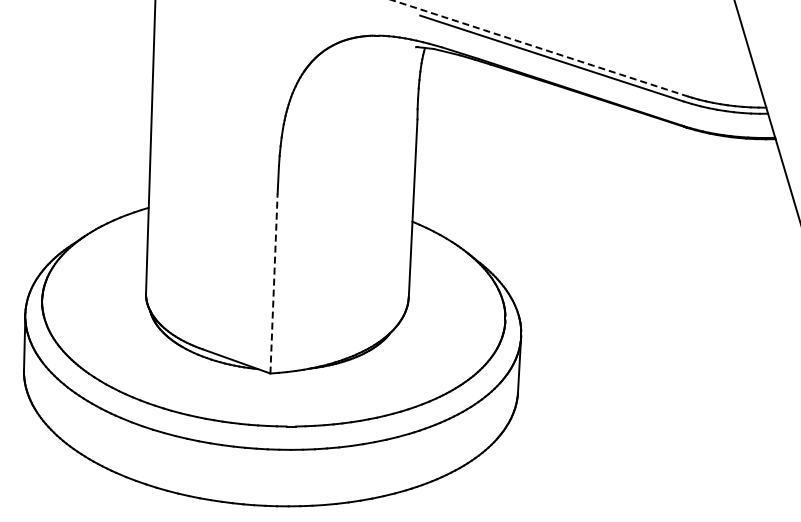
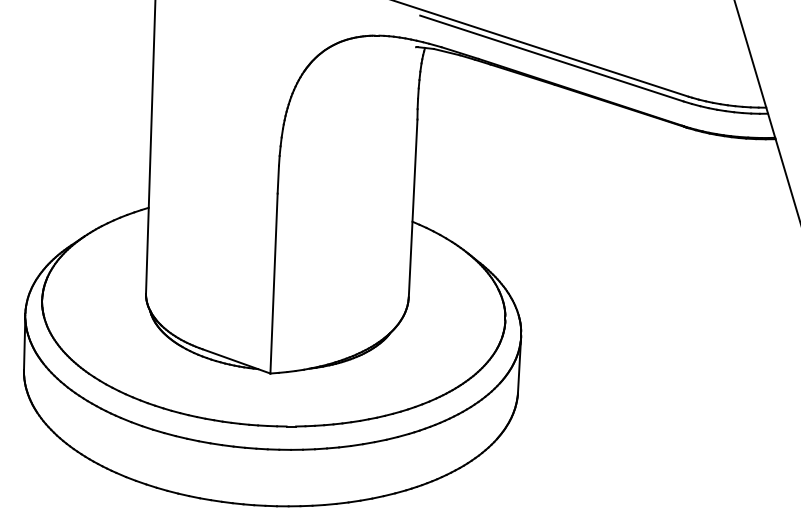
line: dashed -> solid (539, 48)
line: dashed -> solid (274, 283)
